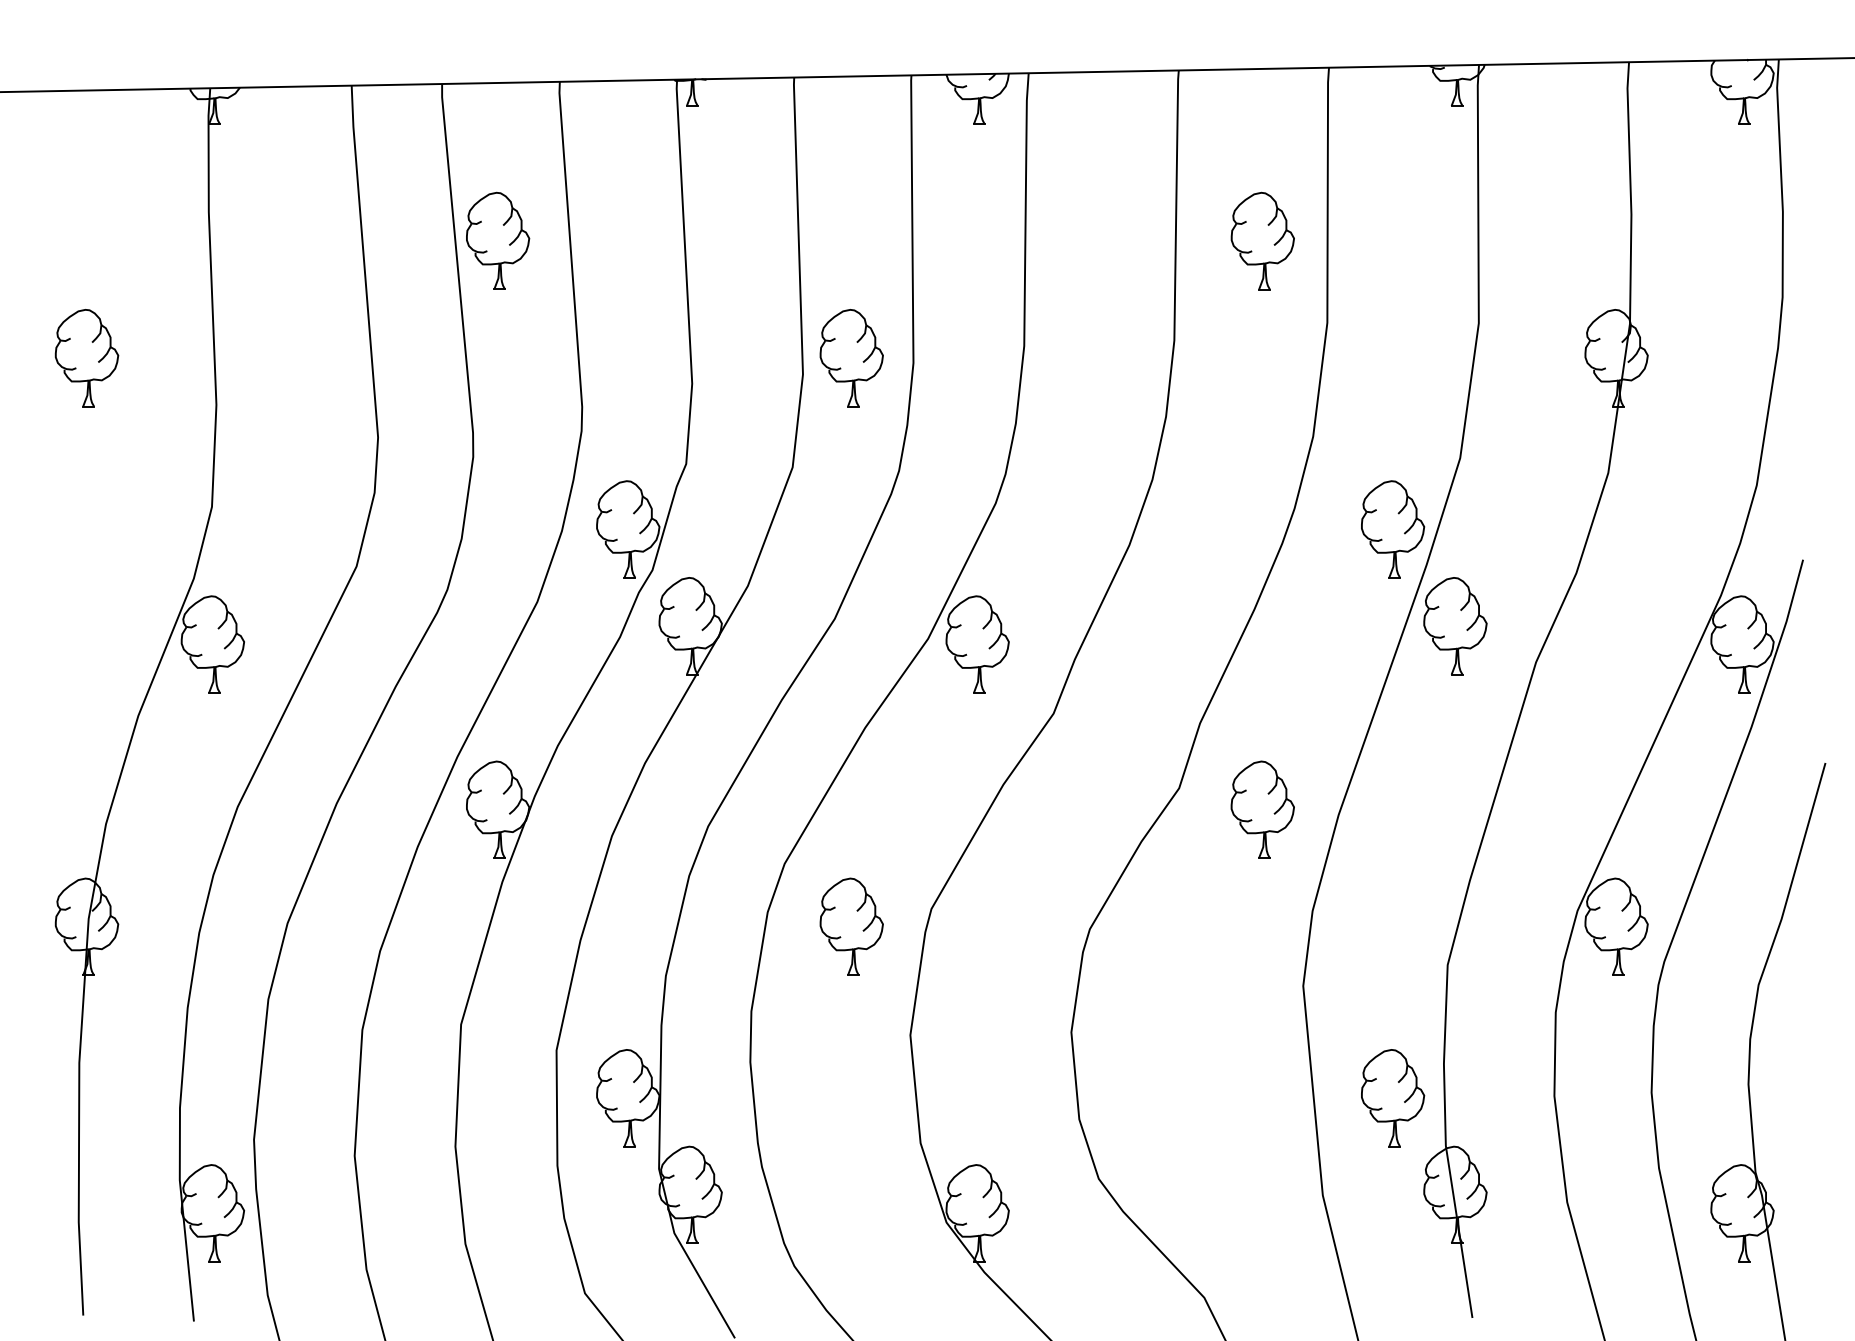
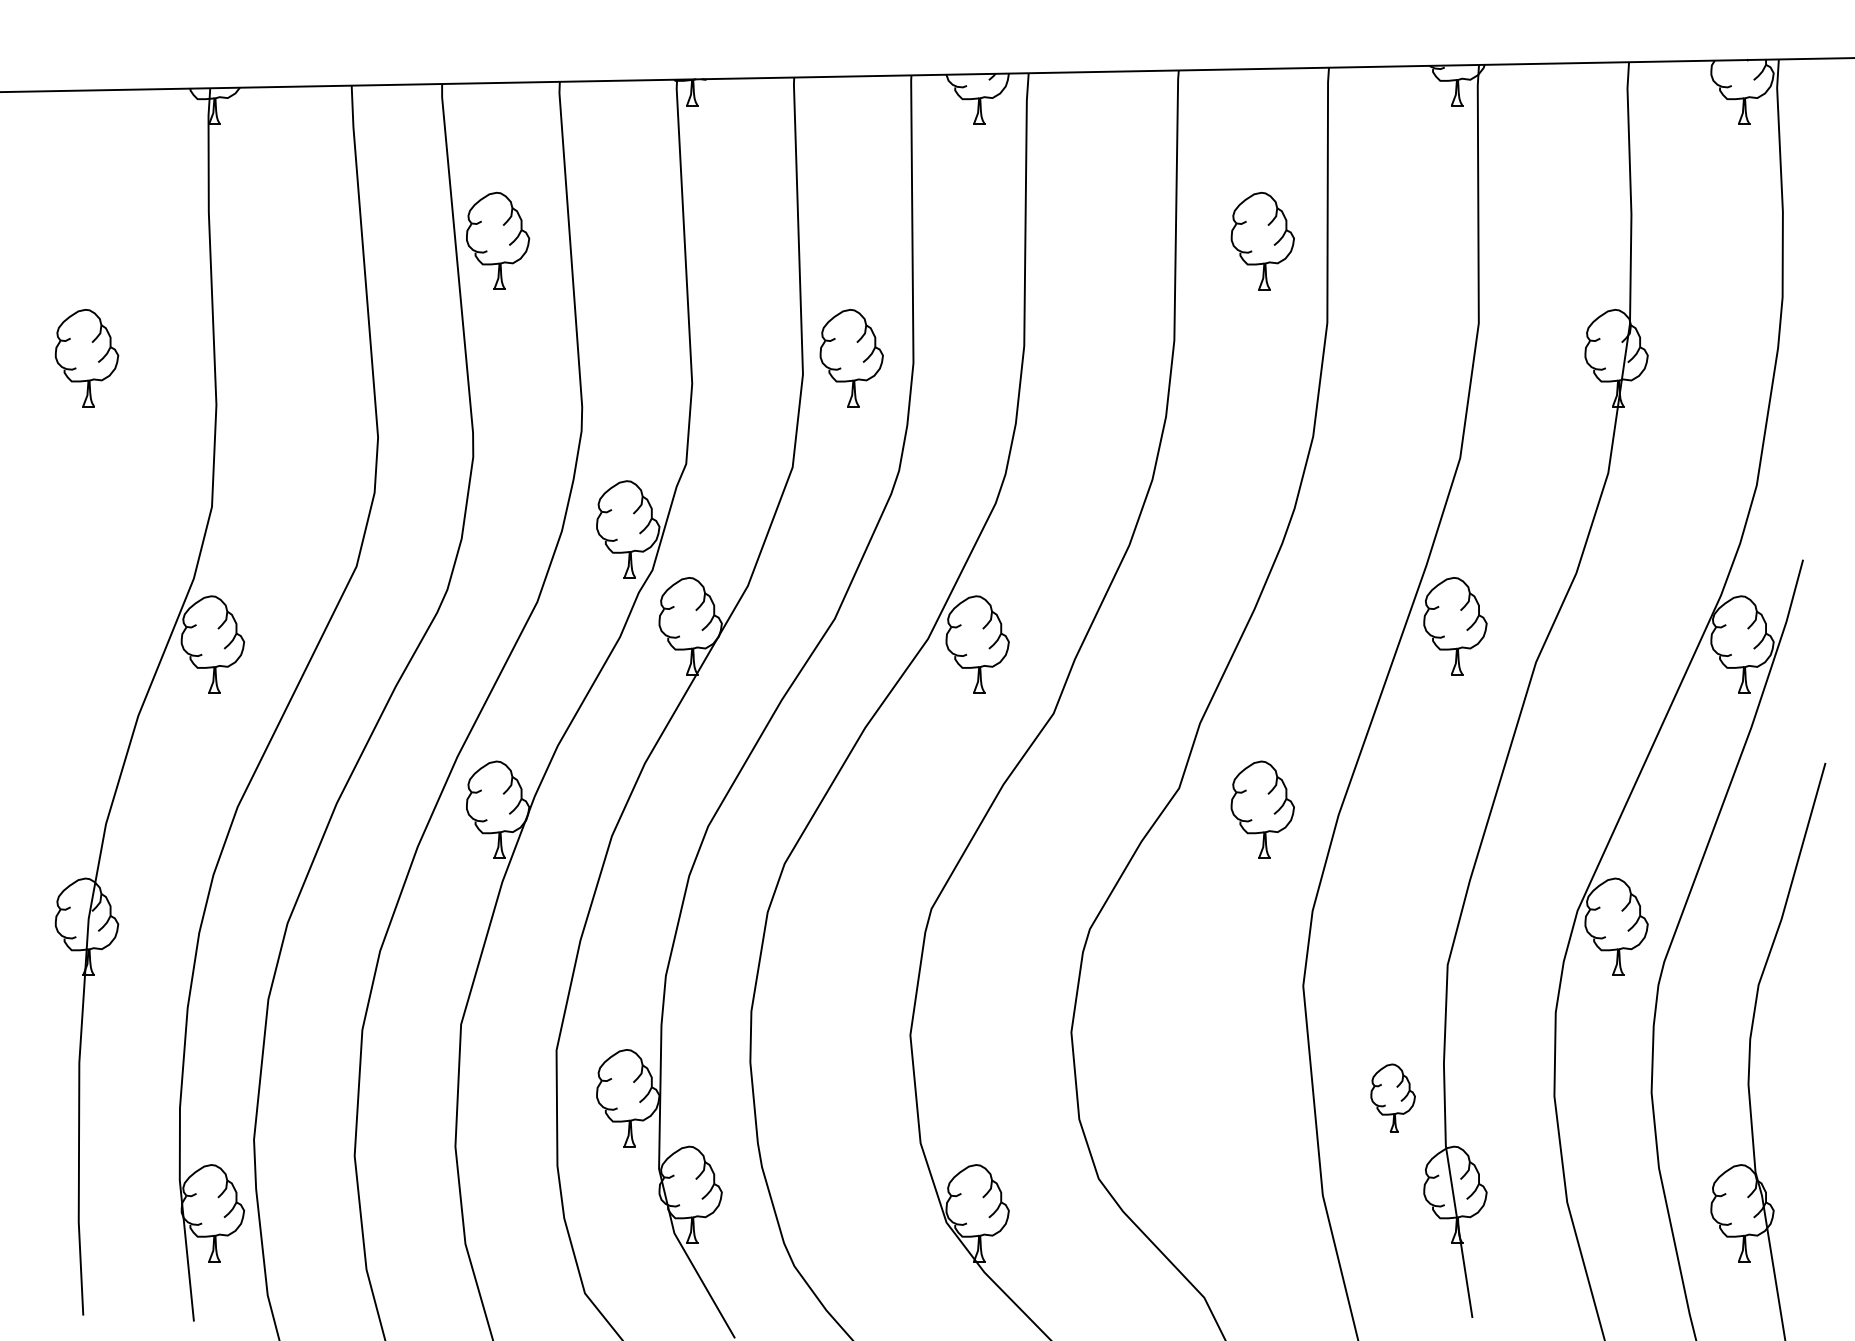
part: present -> none (1393, 529)
part: present -> none (851, 926)
part size: 65x99 px -> 46x70 px (1392, 1097)
